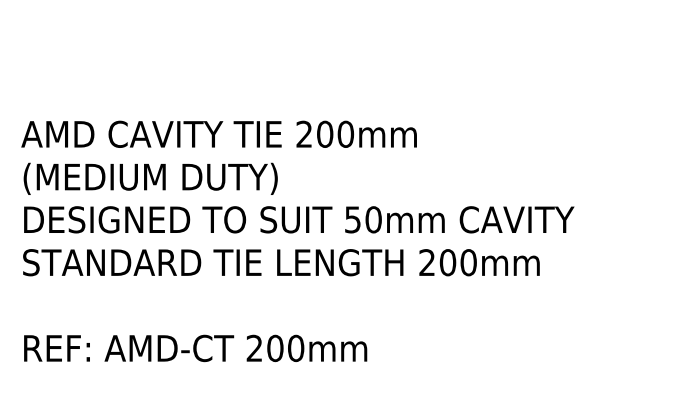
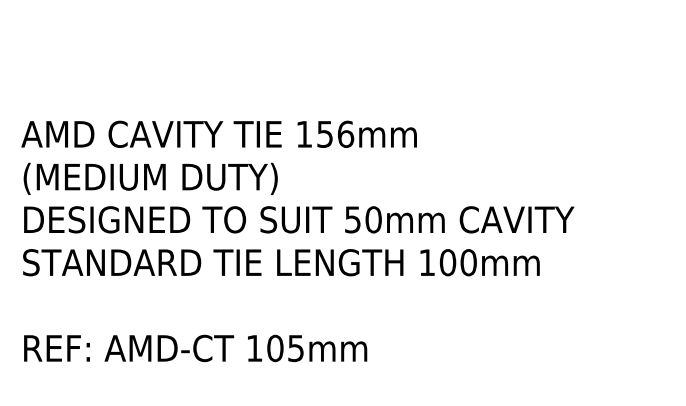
text: 200mm -> 156mm (325, 133)
text: 200mm -> 100mm (426, 262)
text: 200mm -> 105mm (275, 348)
